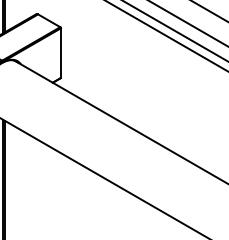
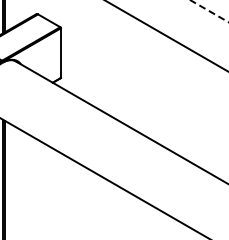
line: solid -> dashed (209, 11)
line: present -> none (188, 23)
line: present -> none (175, 31)
